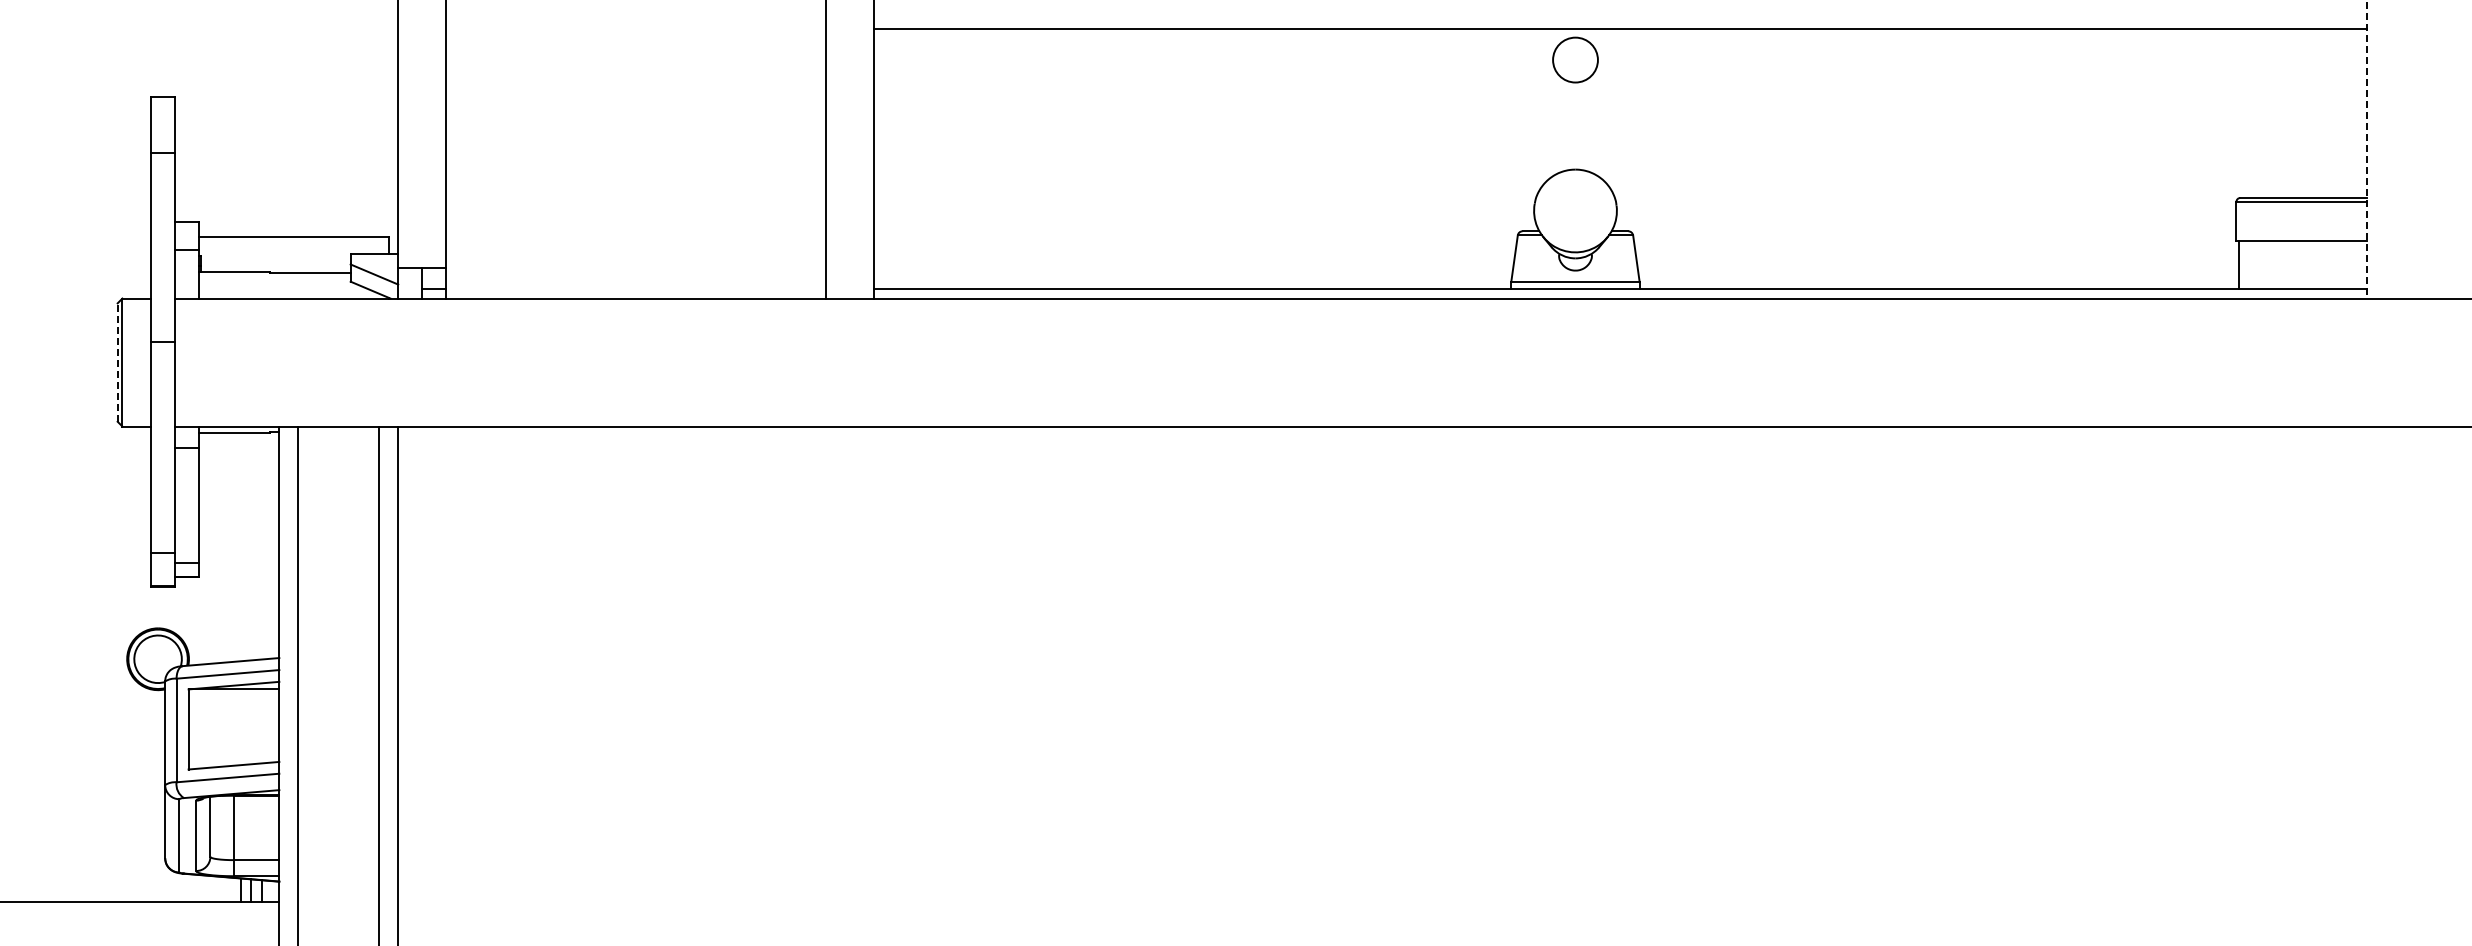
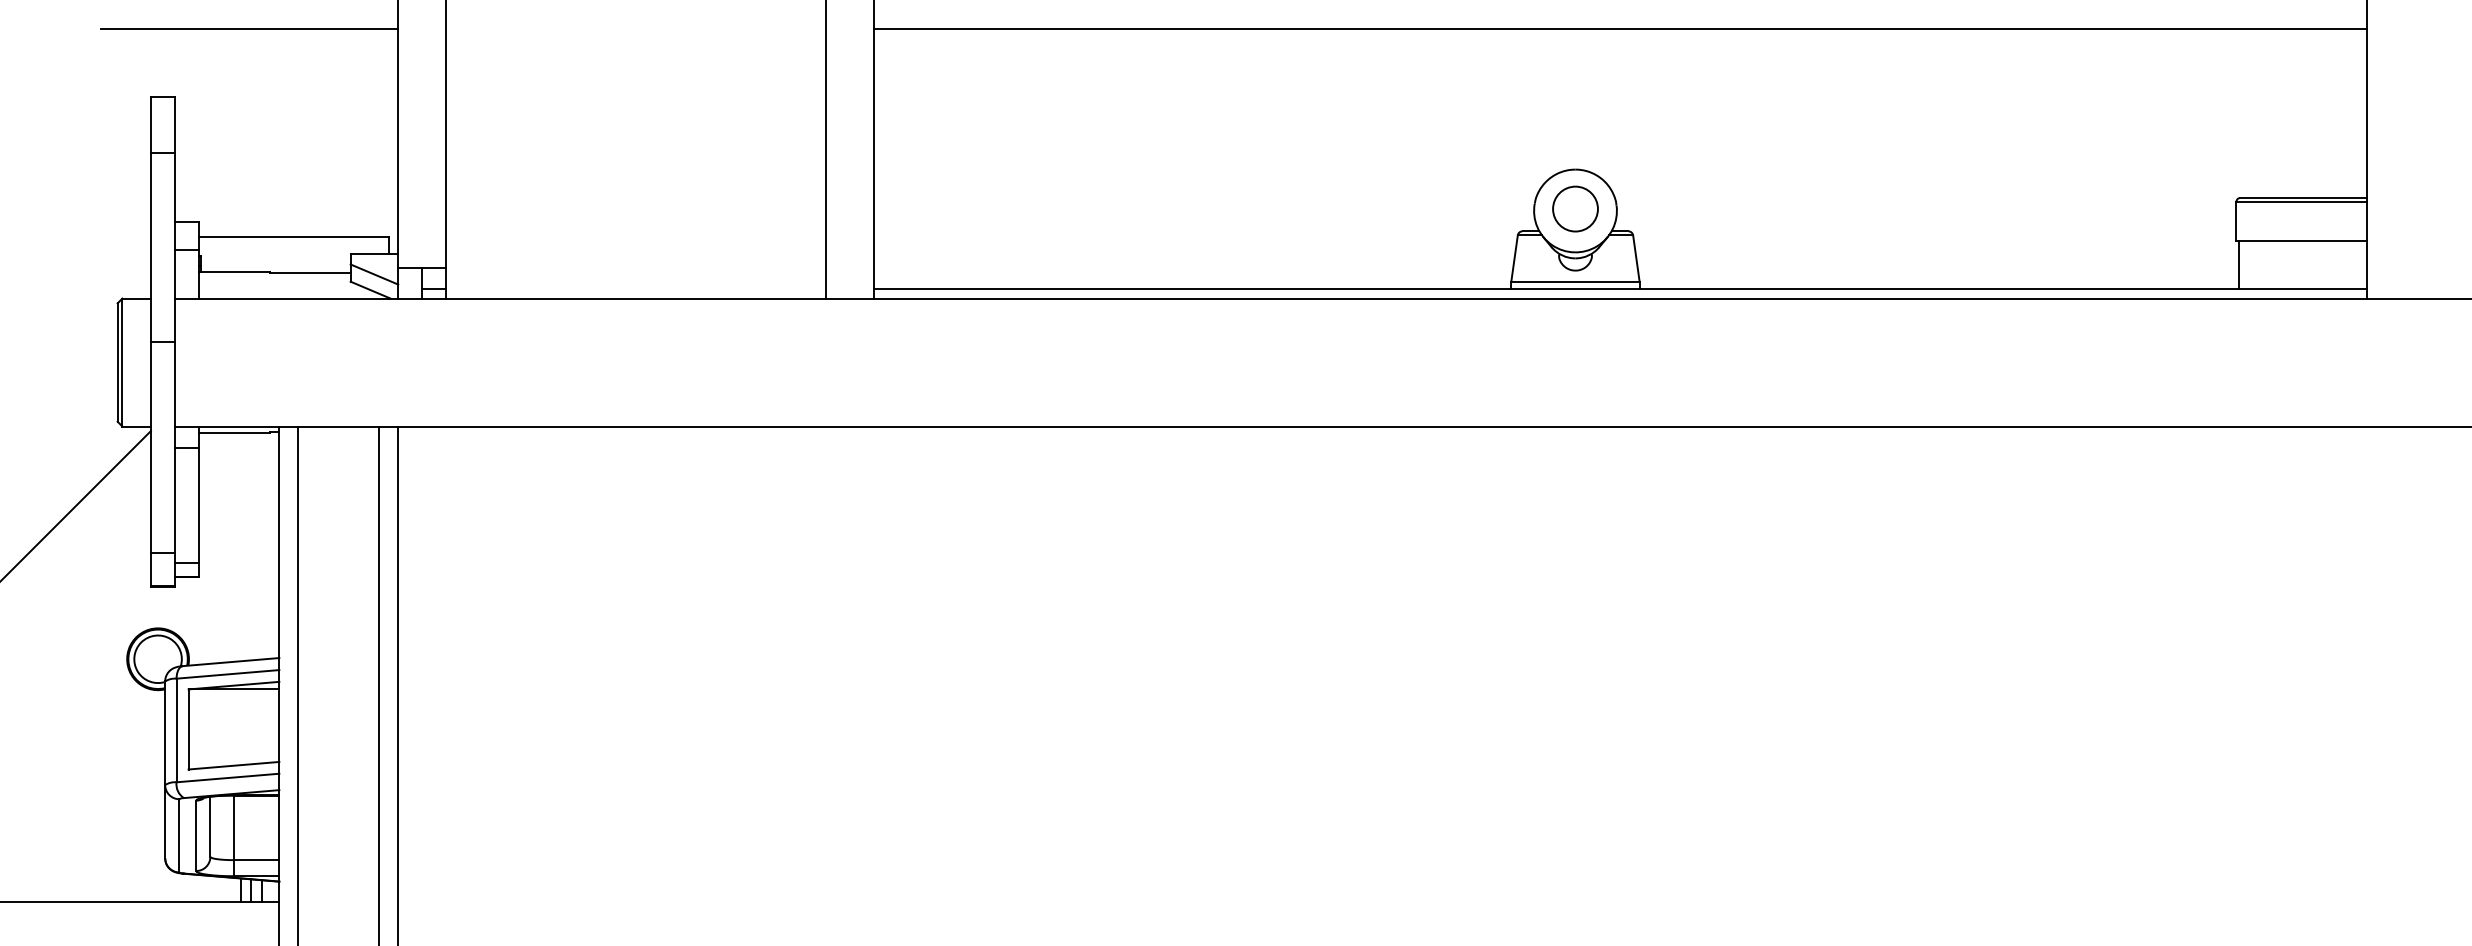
line: none -> present (249, 28)
circle position: (1575, 59) -> (1575, 208) (1575, 208)
line: dashed -> solid (2366, 149)
line: dashed -> solid (117, 362)
line: none -> present (76, 505)
